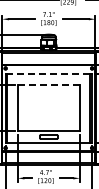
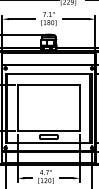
line: dashed -> solid (48, 73)
line: dashed -> solid (48, 84)
